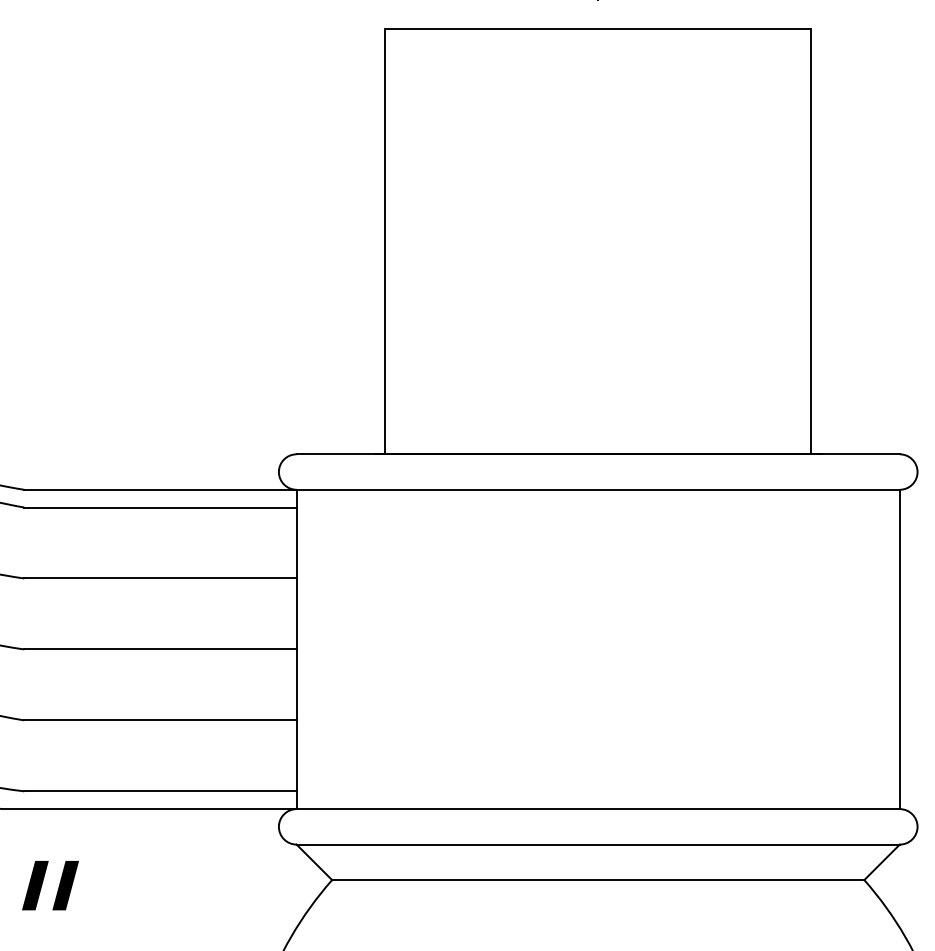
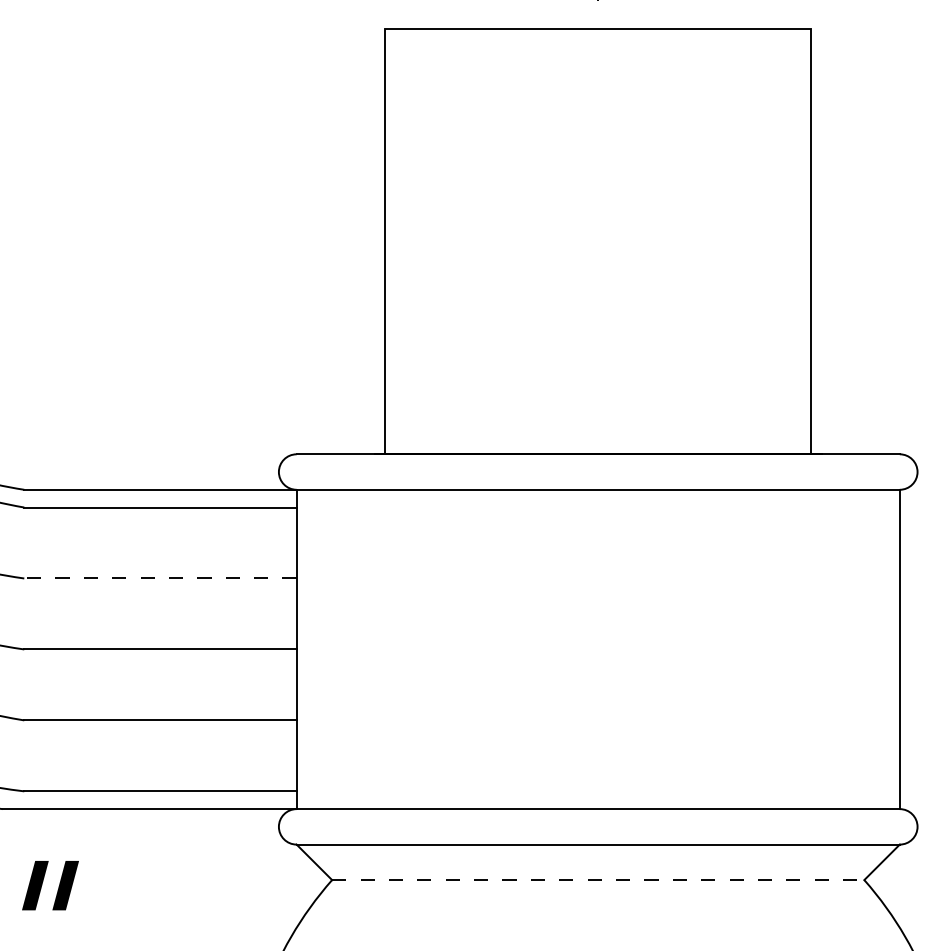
line: solid -> dashed (159, 578)
line: solid -> dashed (598, 880)
